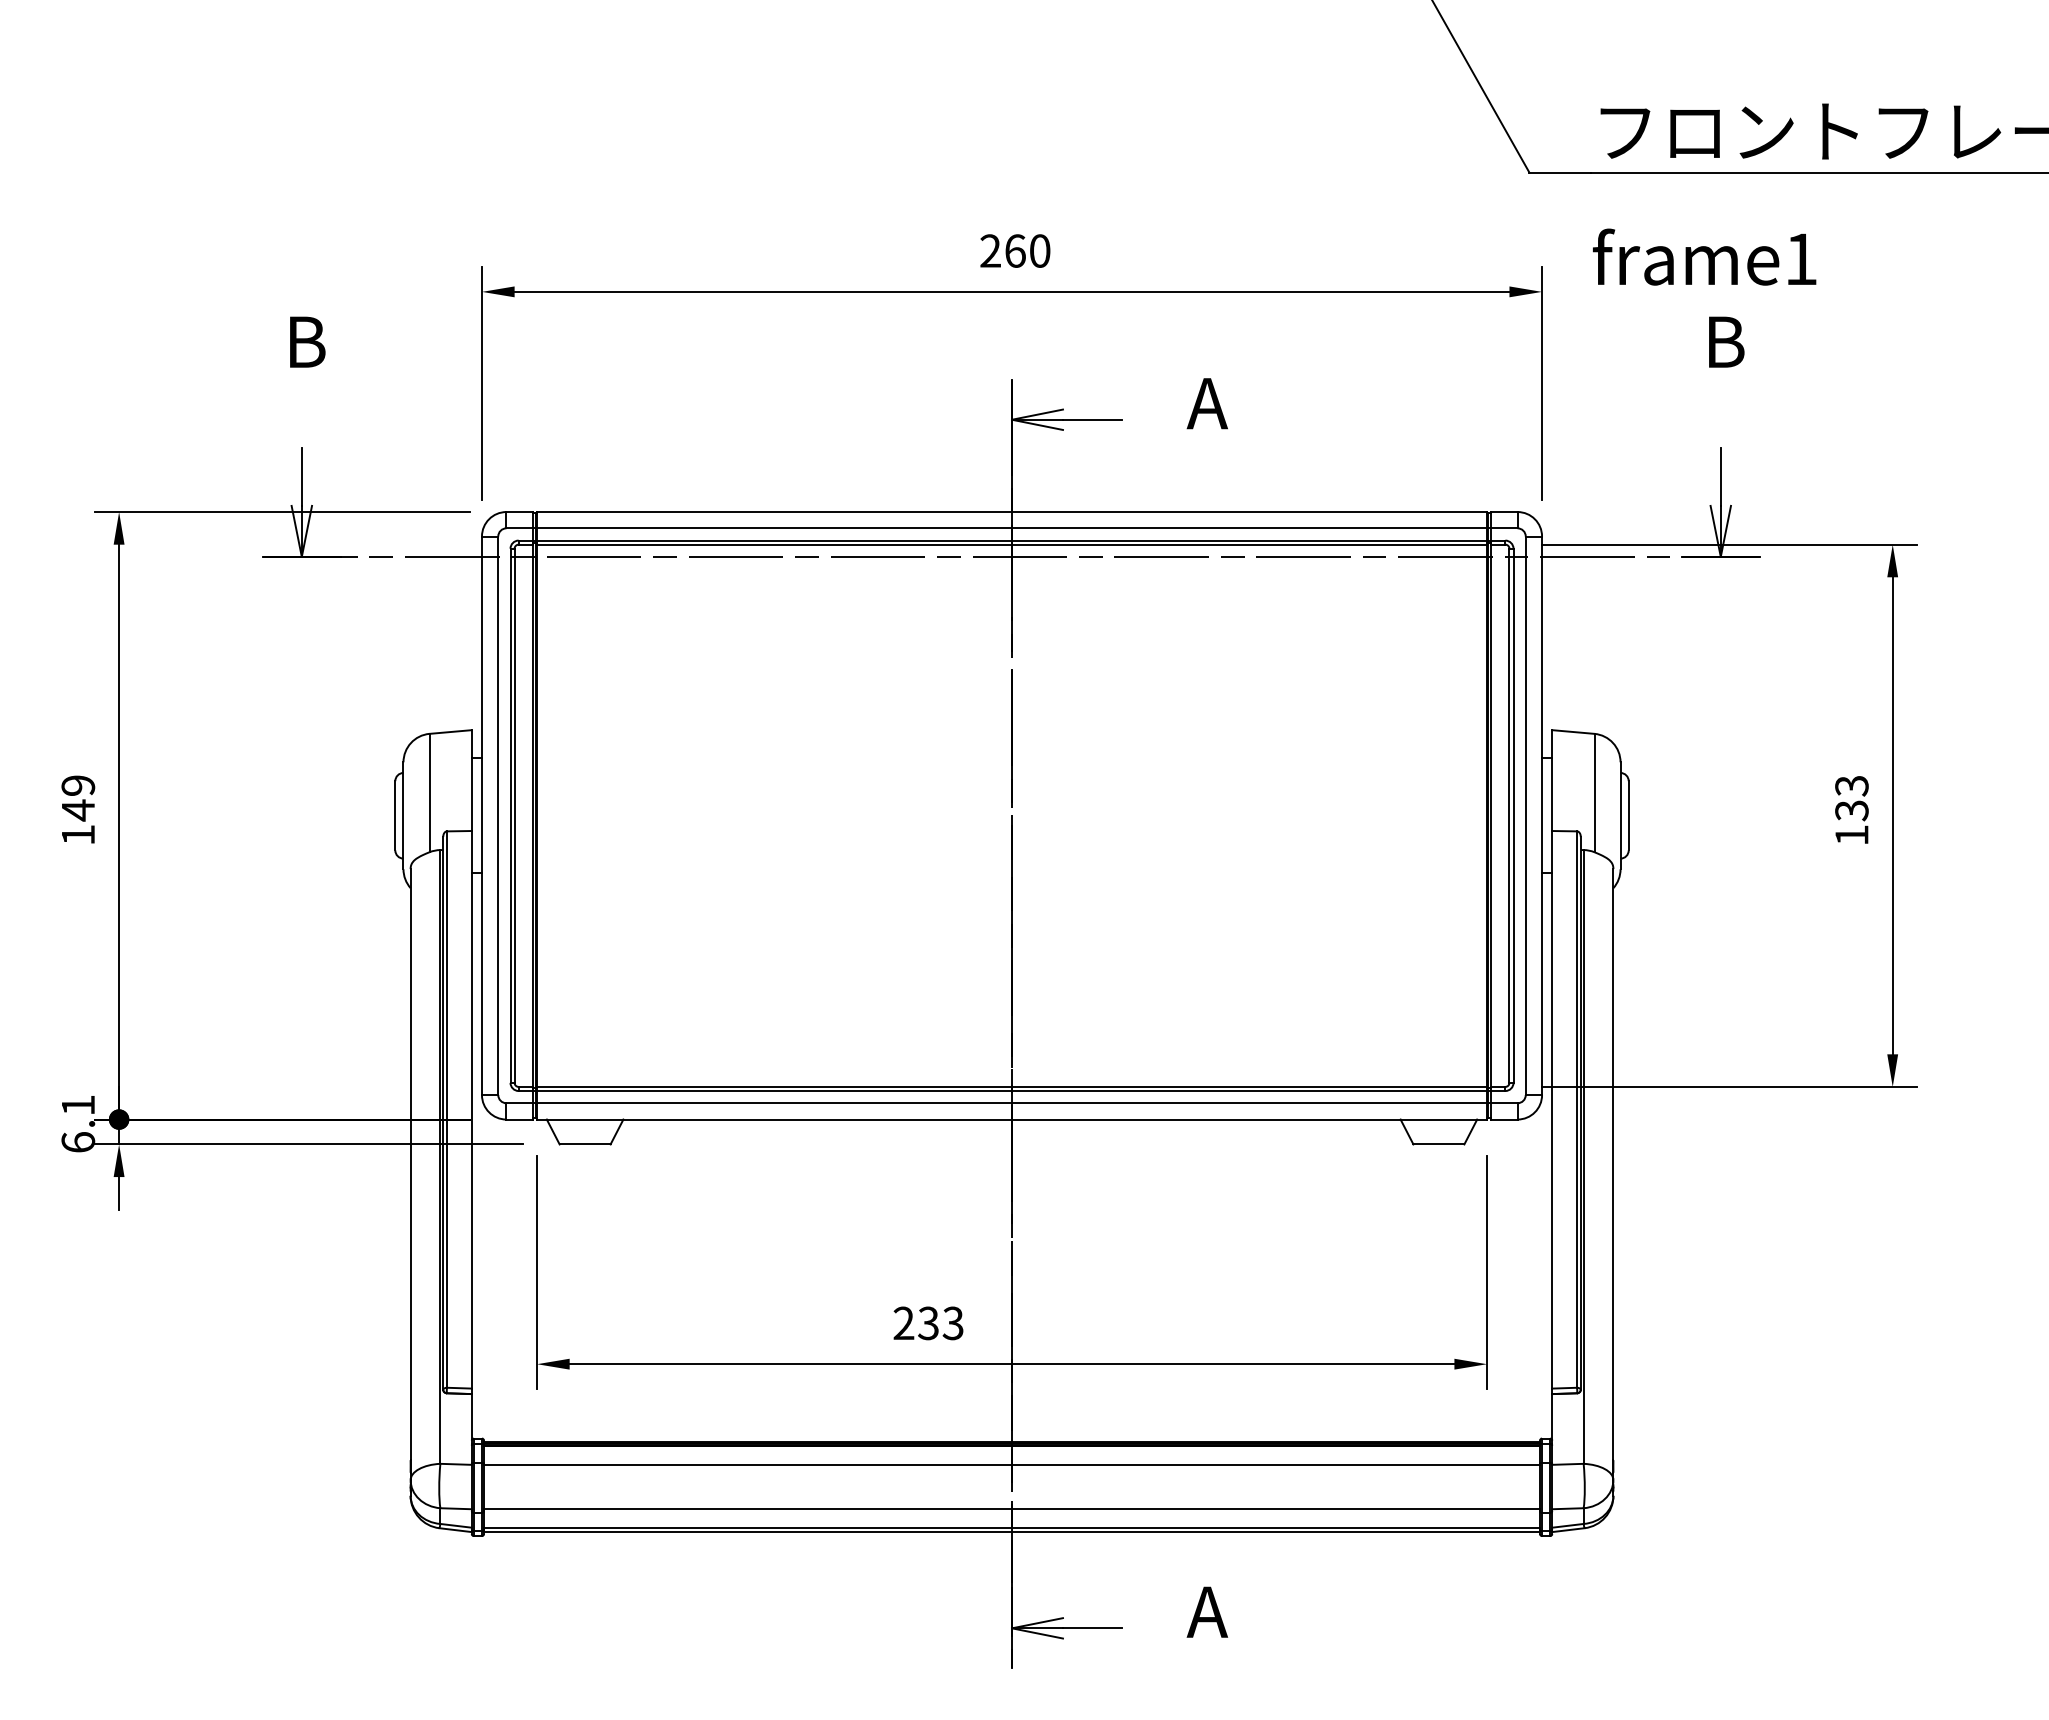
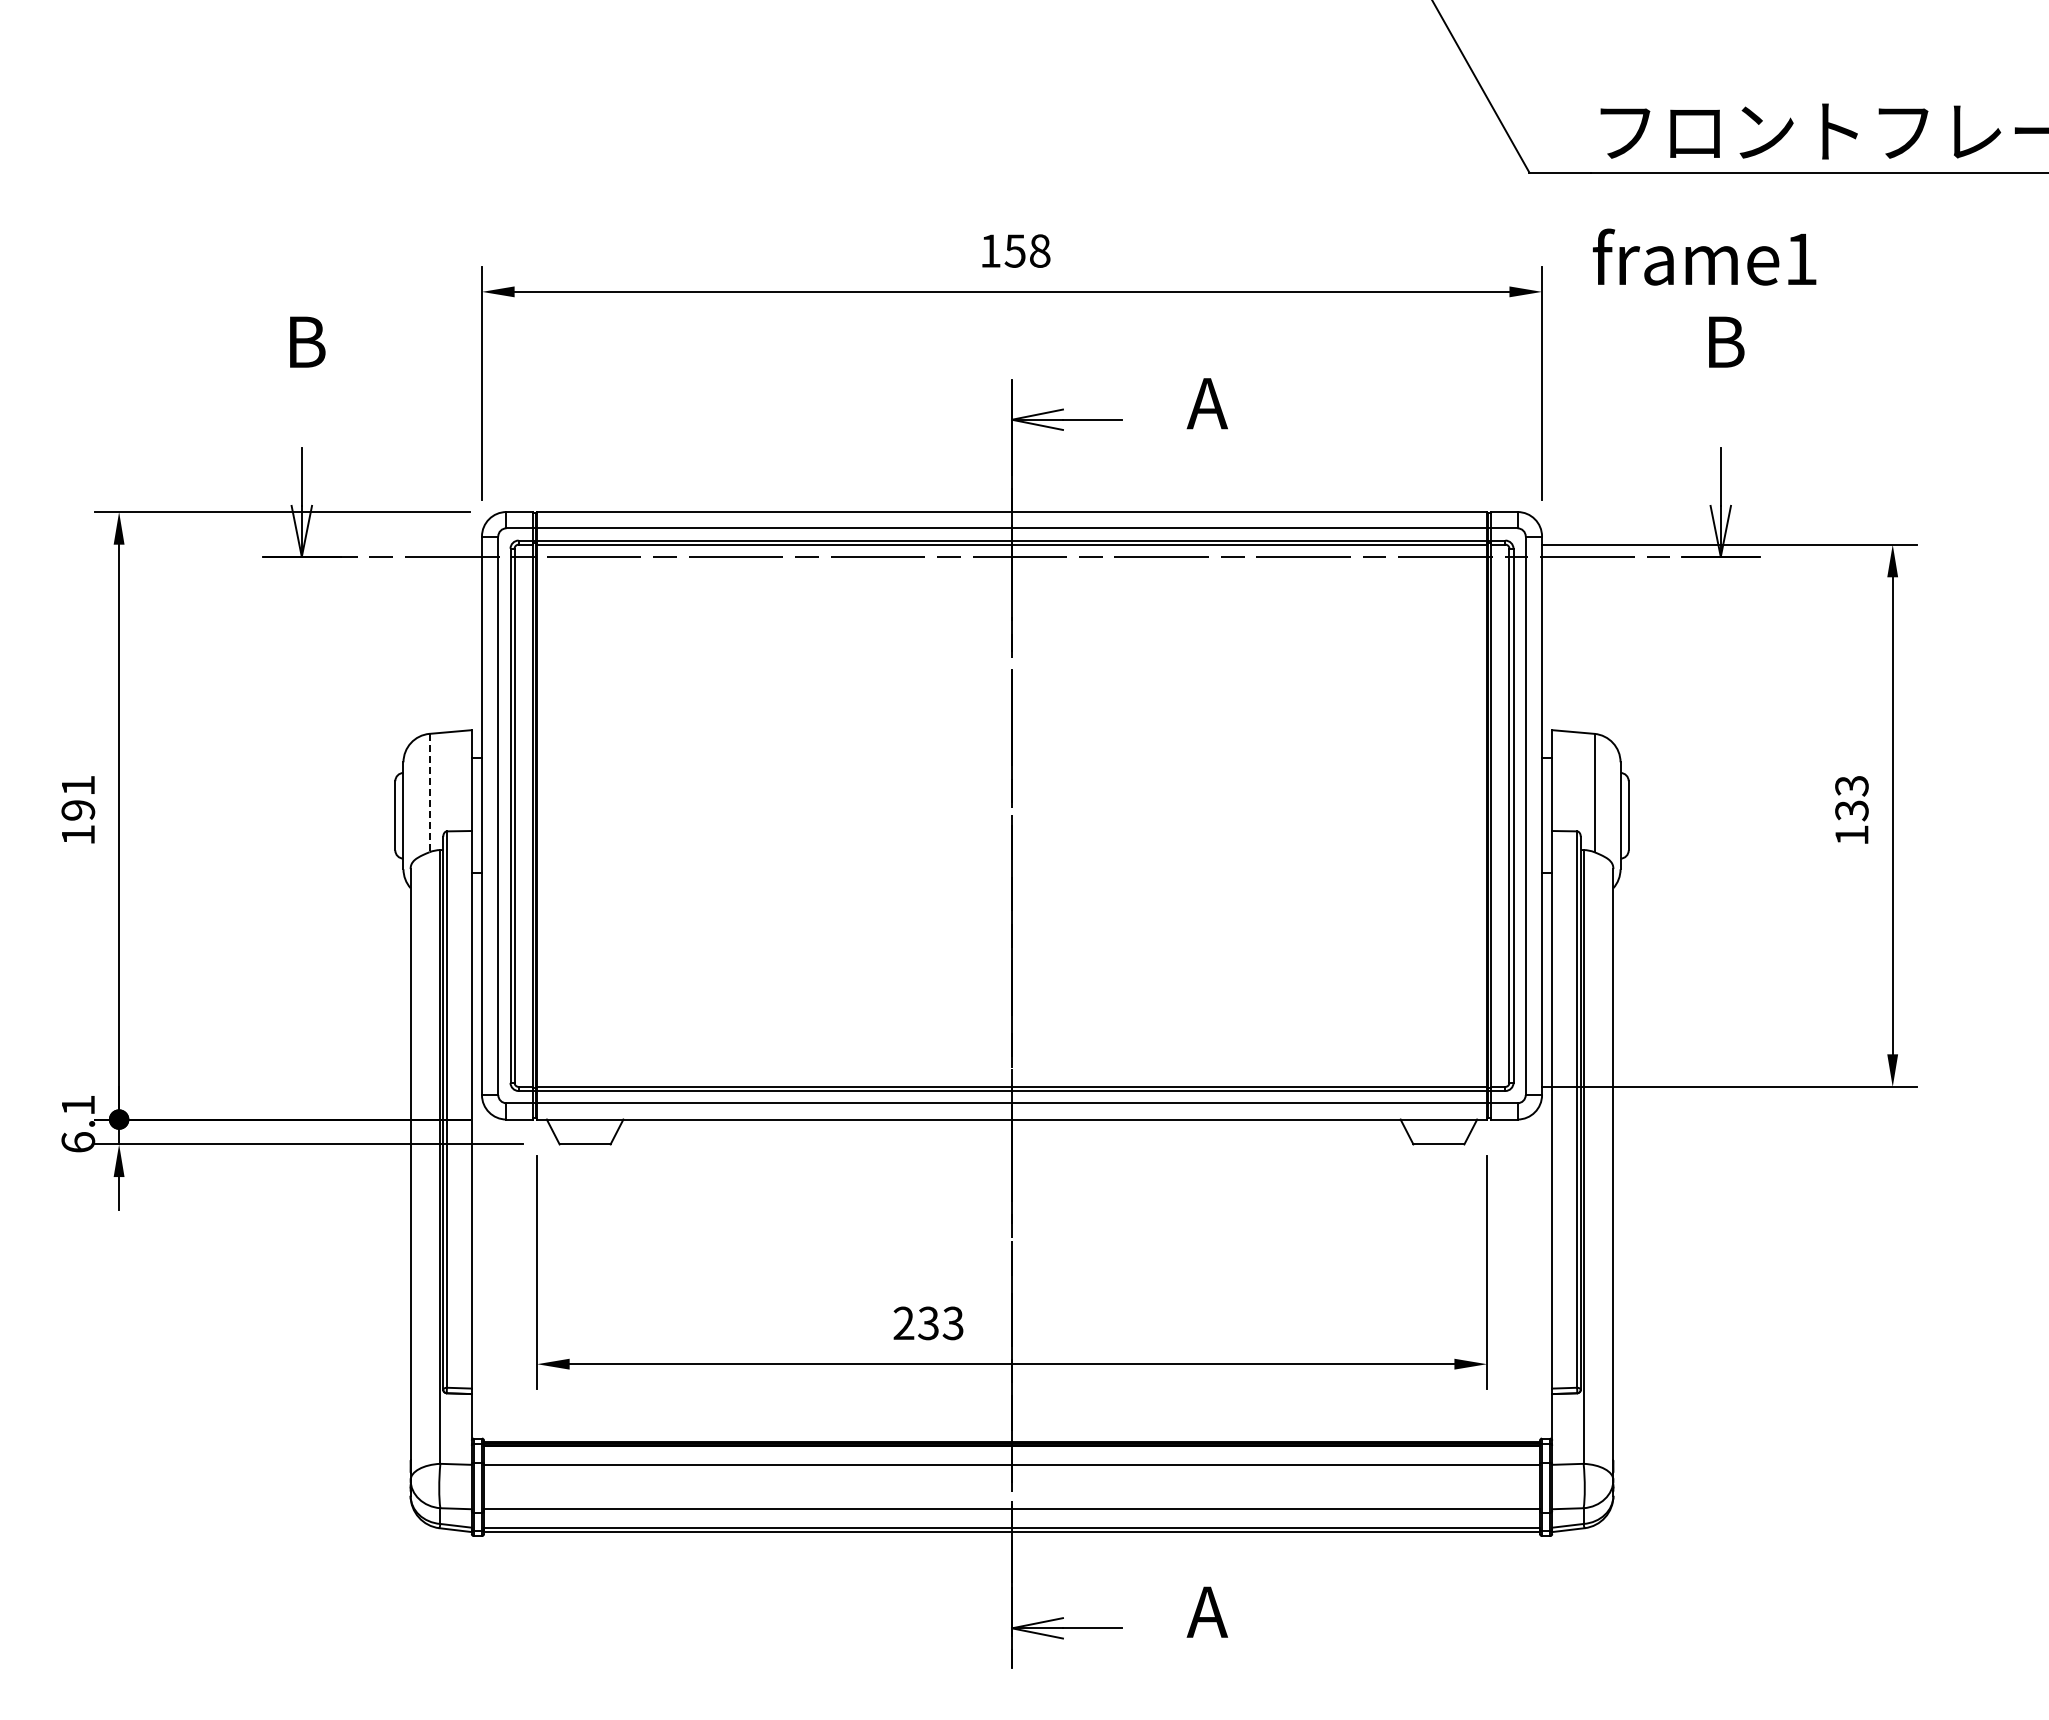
text: 260 -> 158 (1015, 250)
line: solid -> dashed (429, 793)
text: 149 -> 191 (78, 798)
